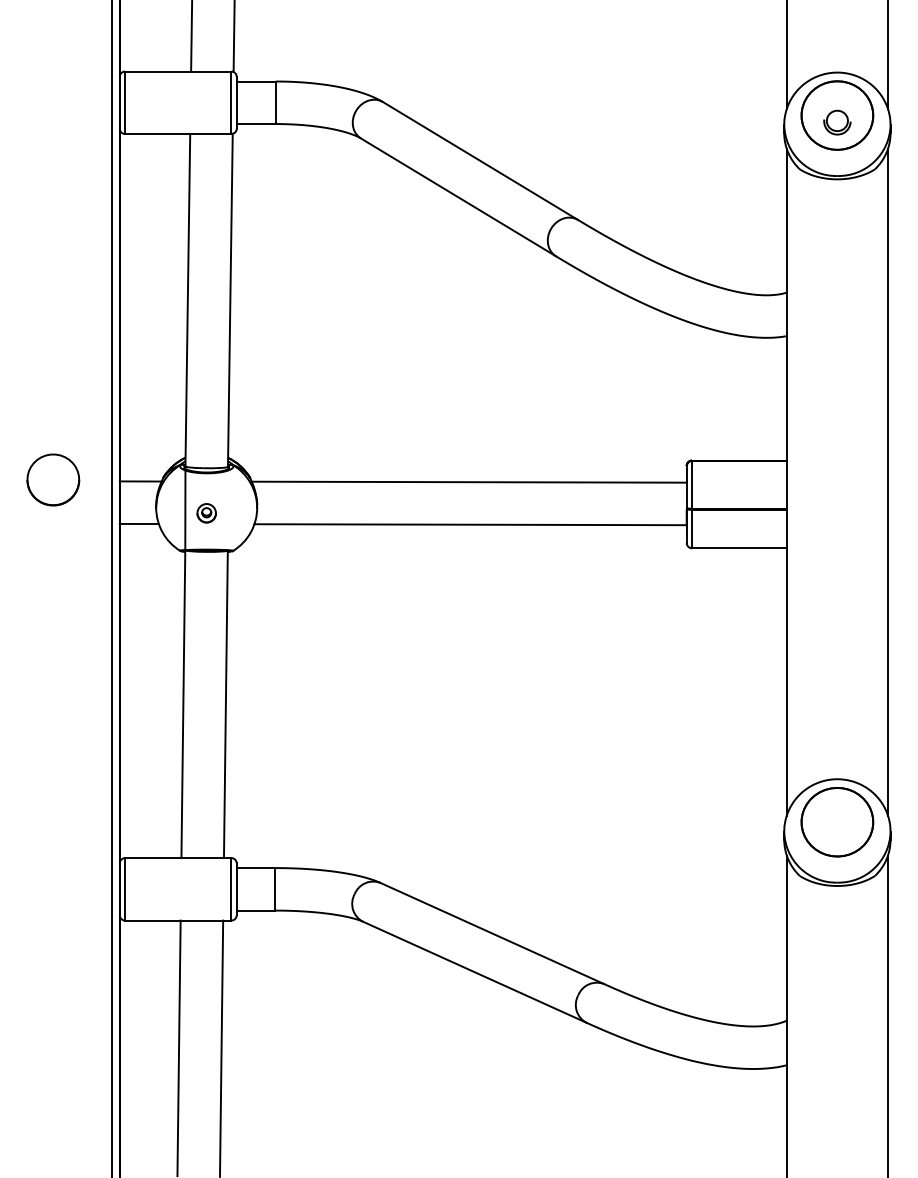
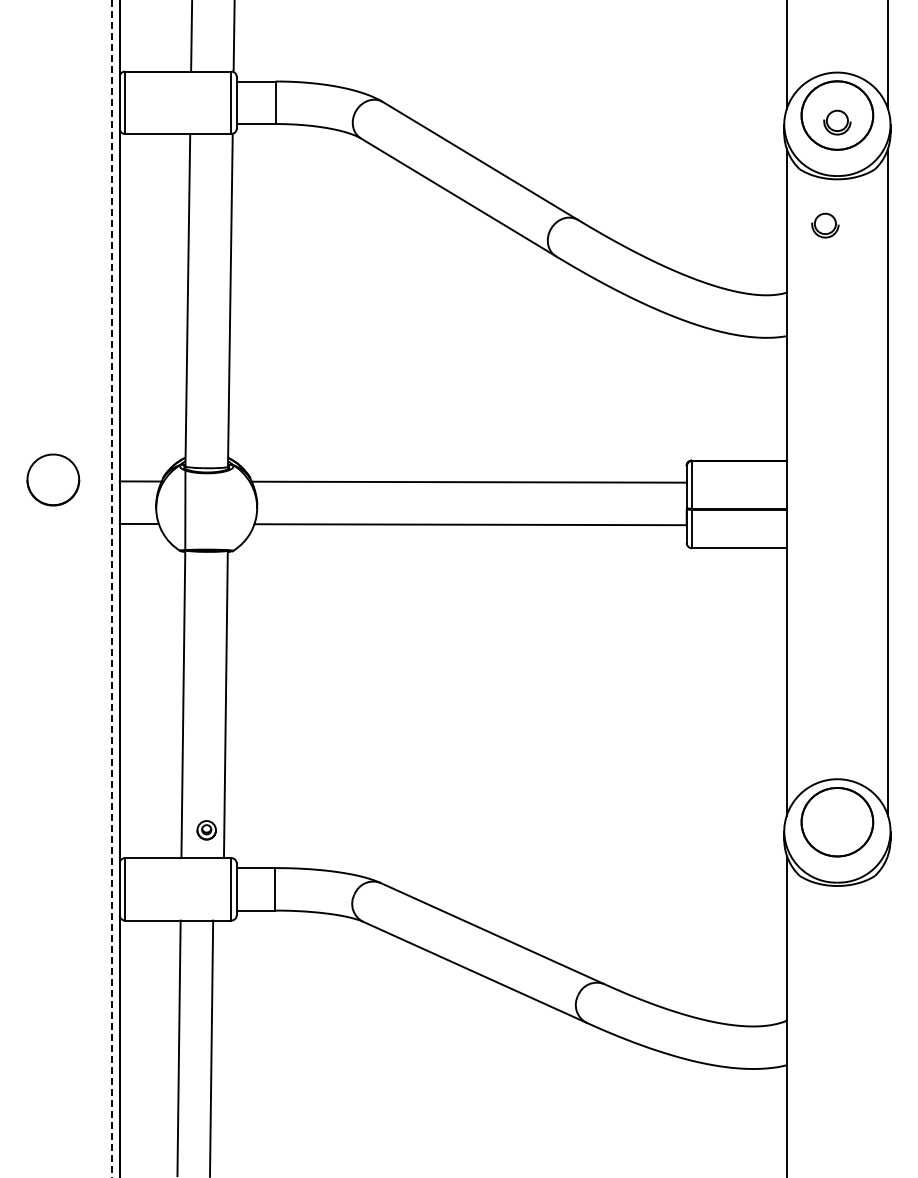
part: none -> present (825, 225)
part position: (206, 513) -> (206, 830) (206, 830)
line: solid -> dashed (111, 588)
line: present -> none (887, 1014)
line position: (221, 1047) -> (211, 1047) (211, 1047)
